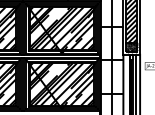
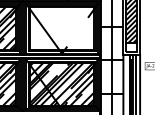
hatch: present -> none (61, 28)
hatch: present -> none (131, 47)
